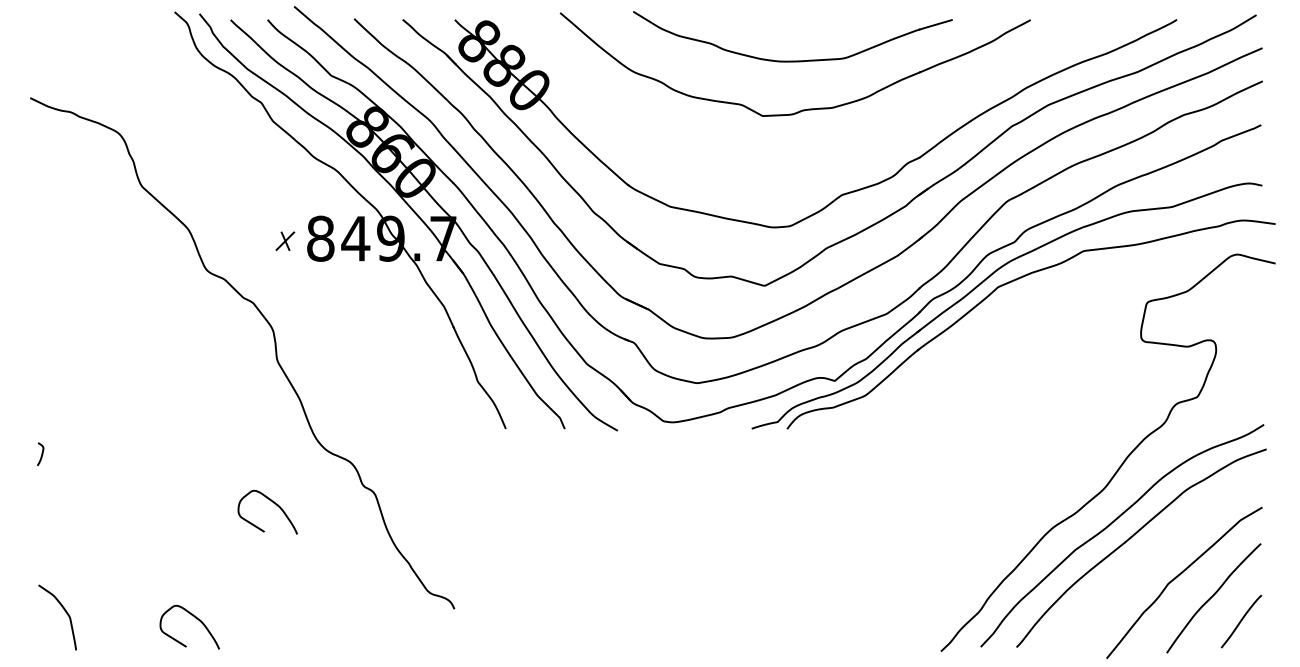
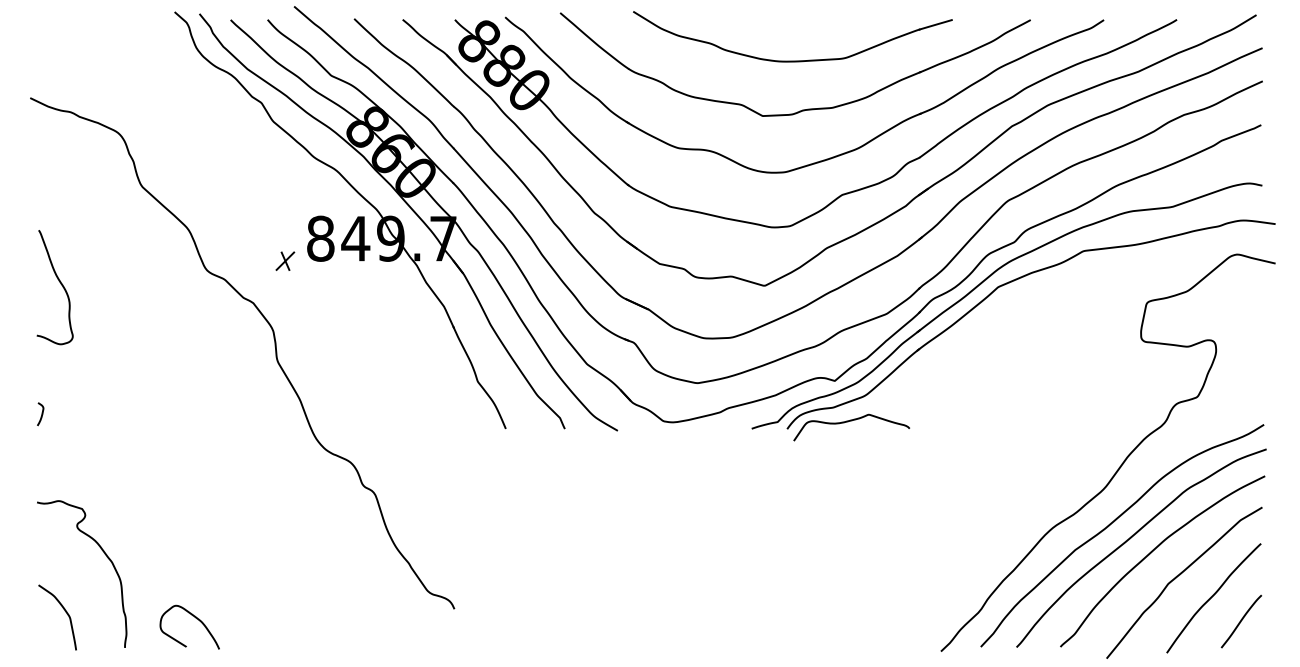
part: none -> present (826, 158)
part position: (285, 240) -> (285, 260) (285, 260)
curve: none -> present (60, 284)
curve: none -> present (848, 422)
curve position: (41, 454) -> (41, 414) (41, 414)
curve: present -> none (273, 503)
curve: none -> present (1153, 551)
curve: none -> present (104, 554)
